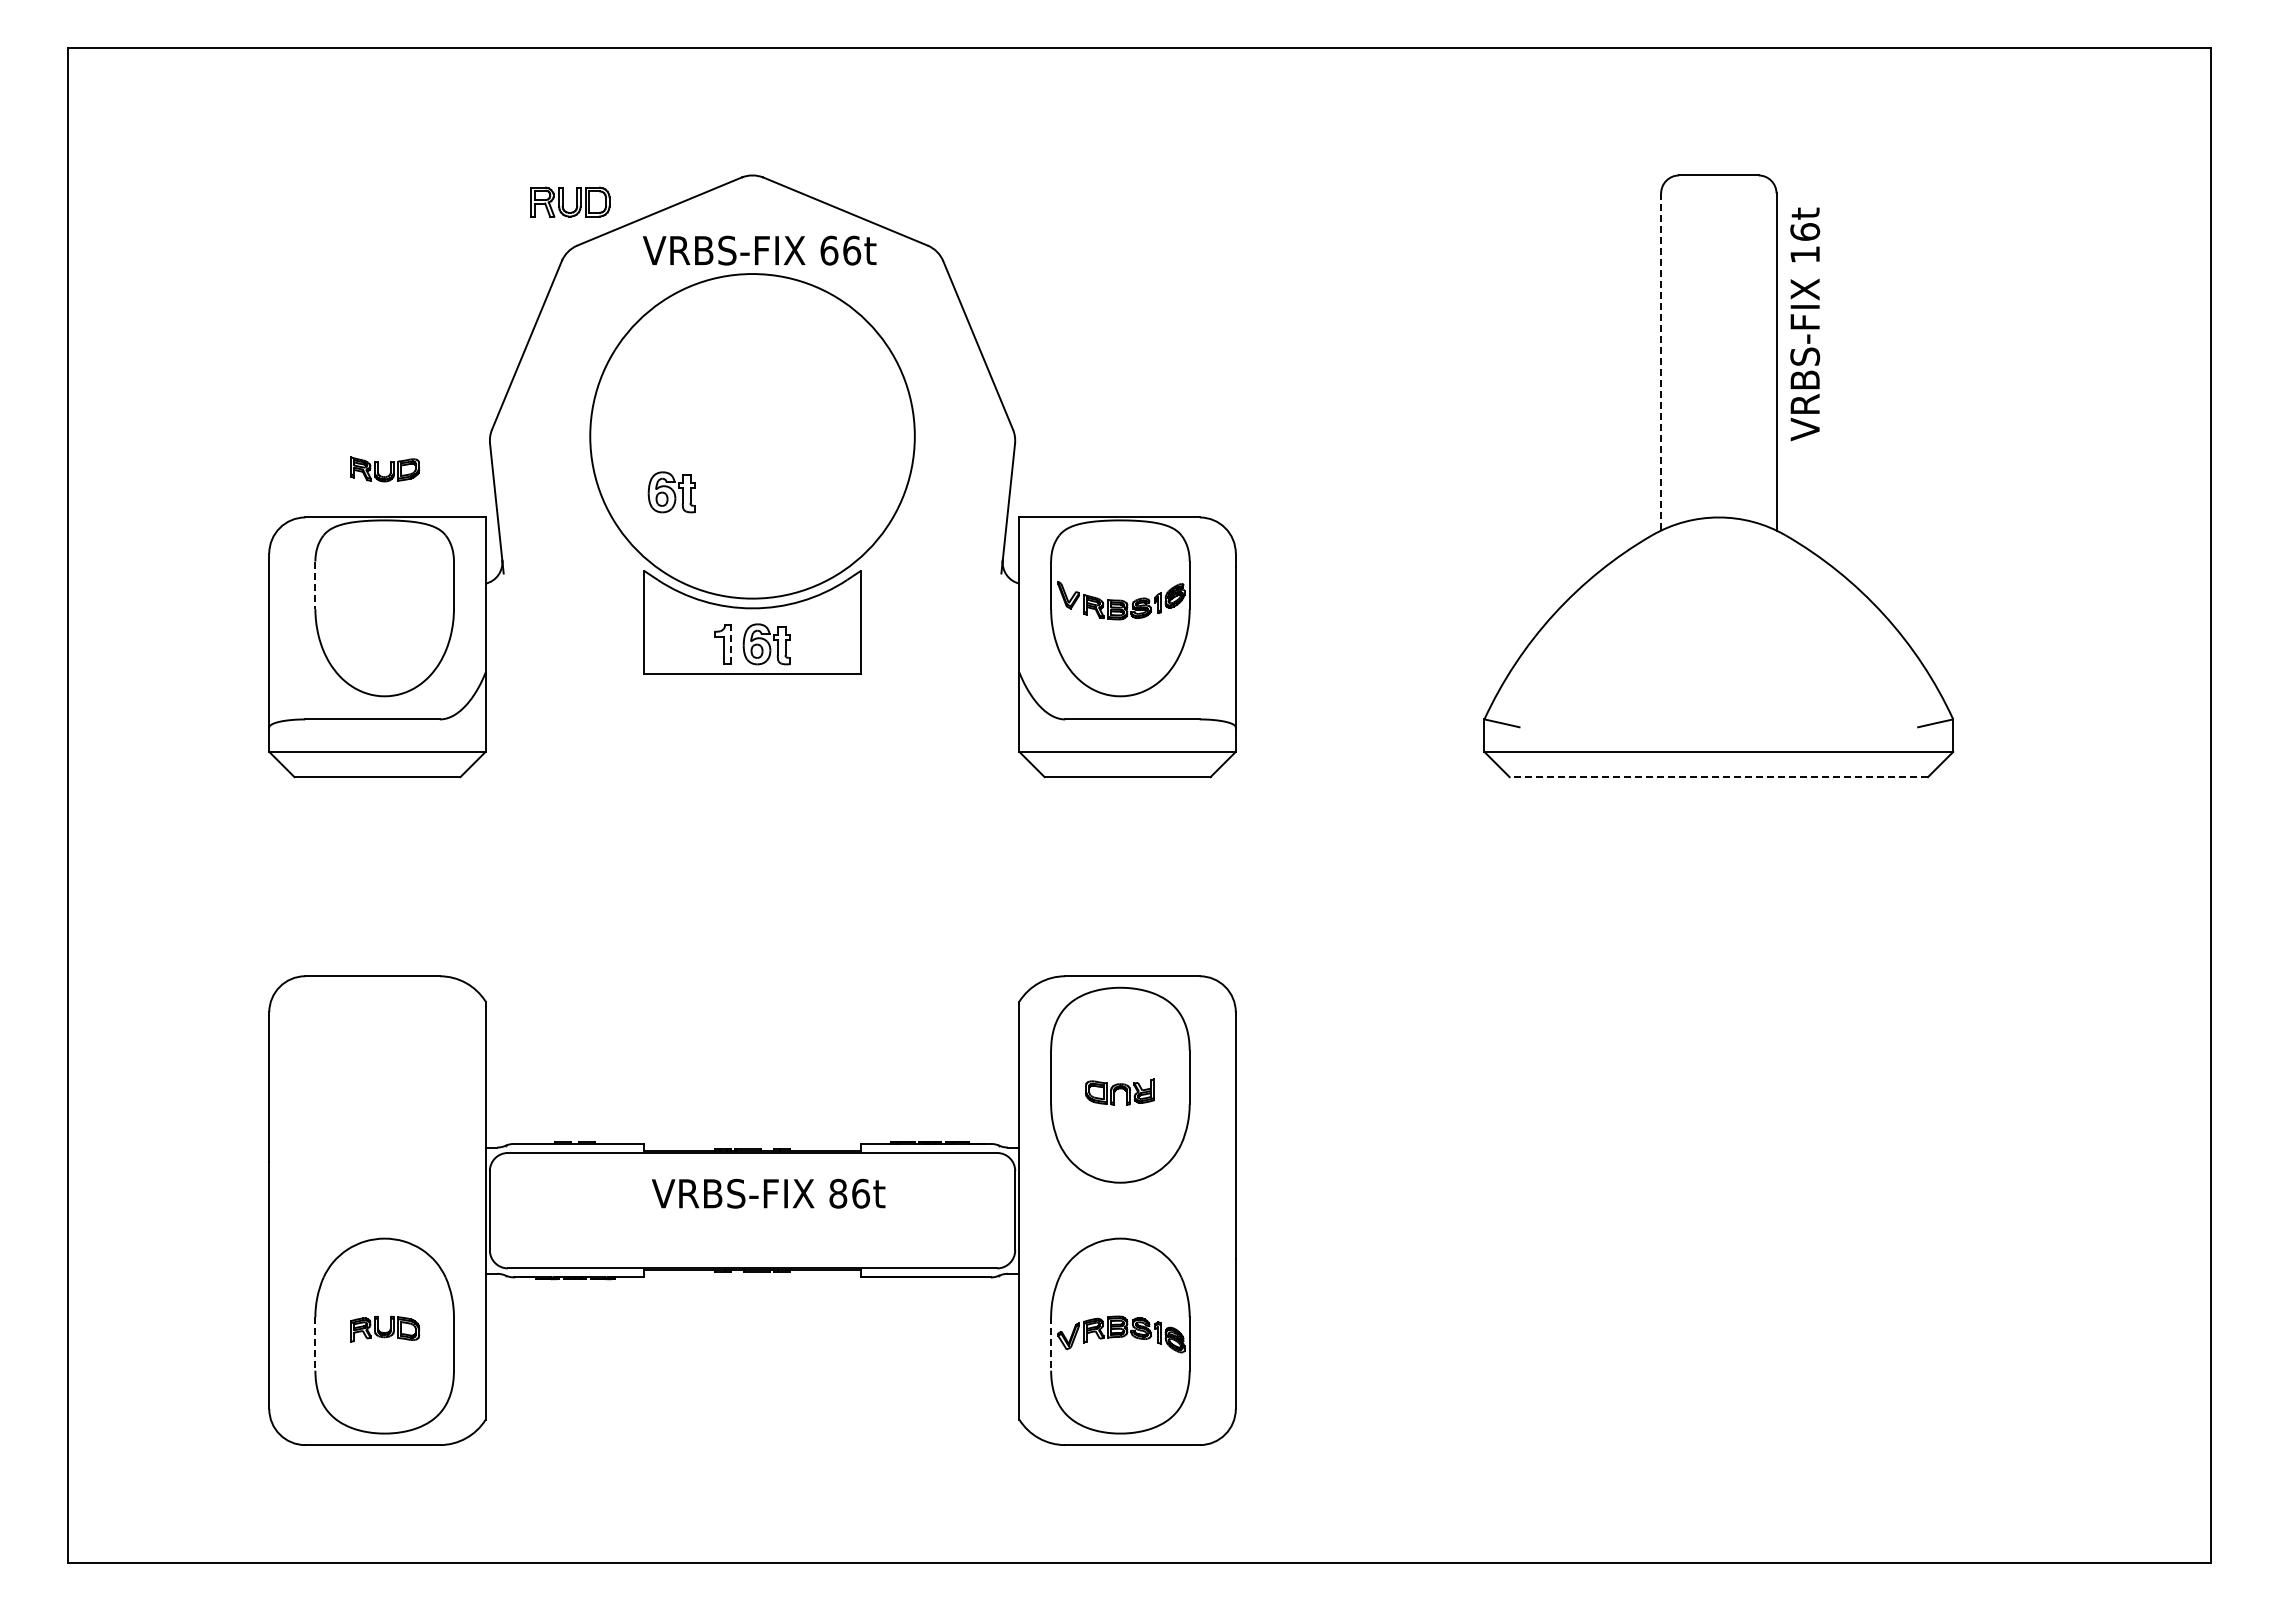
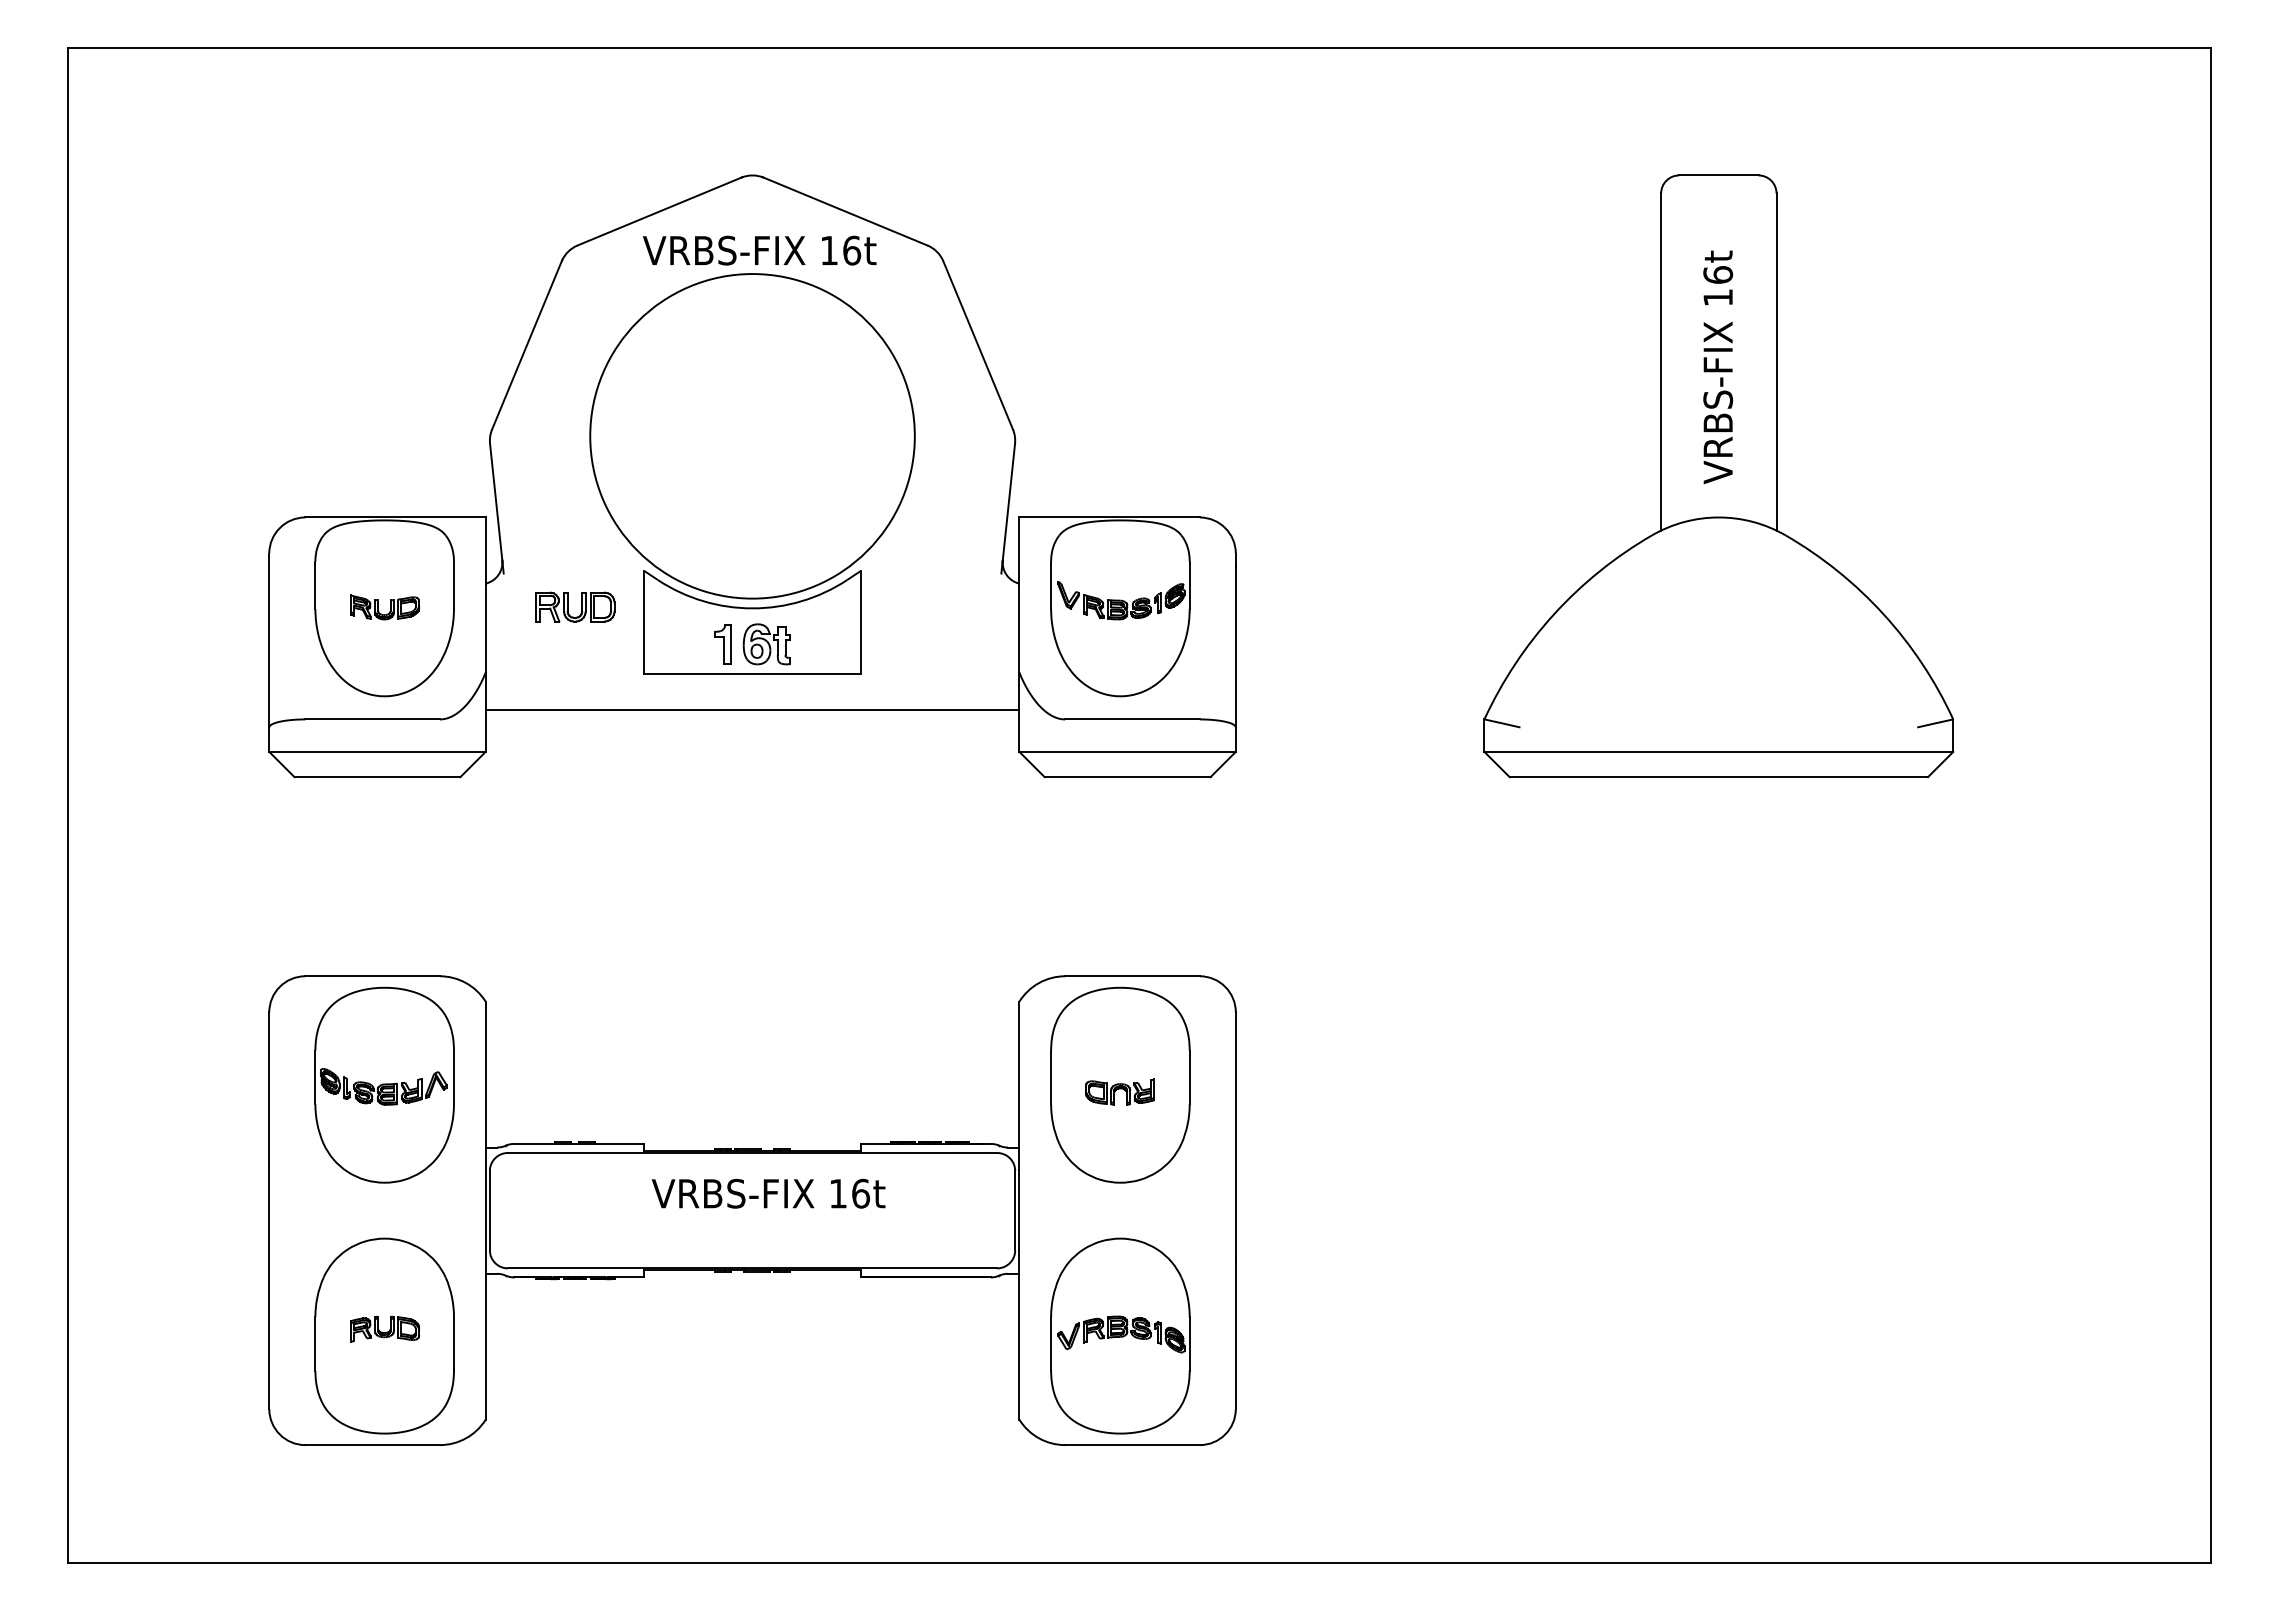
part position: (570, 201) -> (575, 606) (575, 606)
text: 66t -> 16t (829, 250)
text position: (1805, 324) -> (1718, 367) (1718, 367)
line: dashed -> solid (1661, 362)
part position: (385, 469) -> (385, 607) (385, 607)
part: present -> none (671, 492)
line: dashed -> solid (315, 585)
line: dashed -> solid (731, 643)
line: none -> present (752, 710)
line: dashed -> solid (1718, 777)
part: none -> present (384, 1084)
text: 86t -> 16t (838, 1193)
line: dashed -> solid (315, 1343)
line: dashed -> solid (1051, 1343)
